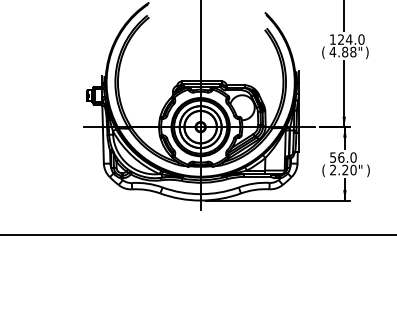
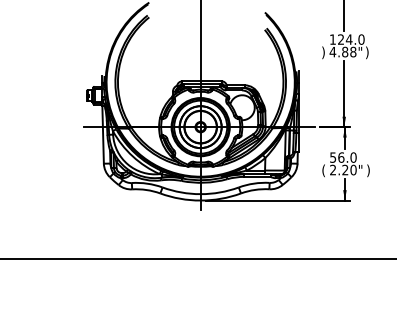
text: ( -> ) (323, 52)
line position: (197, 235) -> (197, 259) (197, 259)
